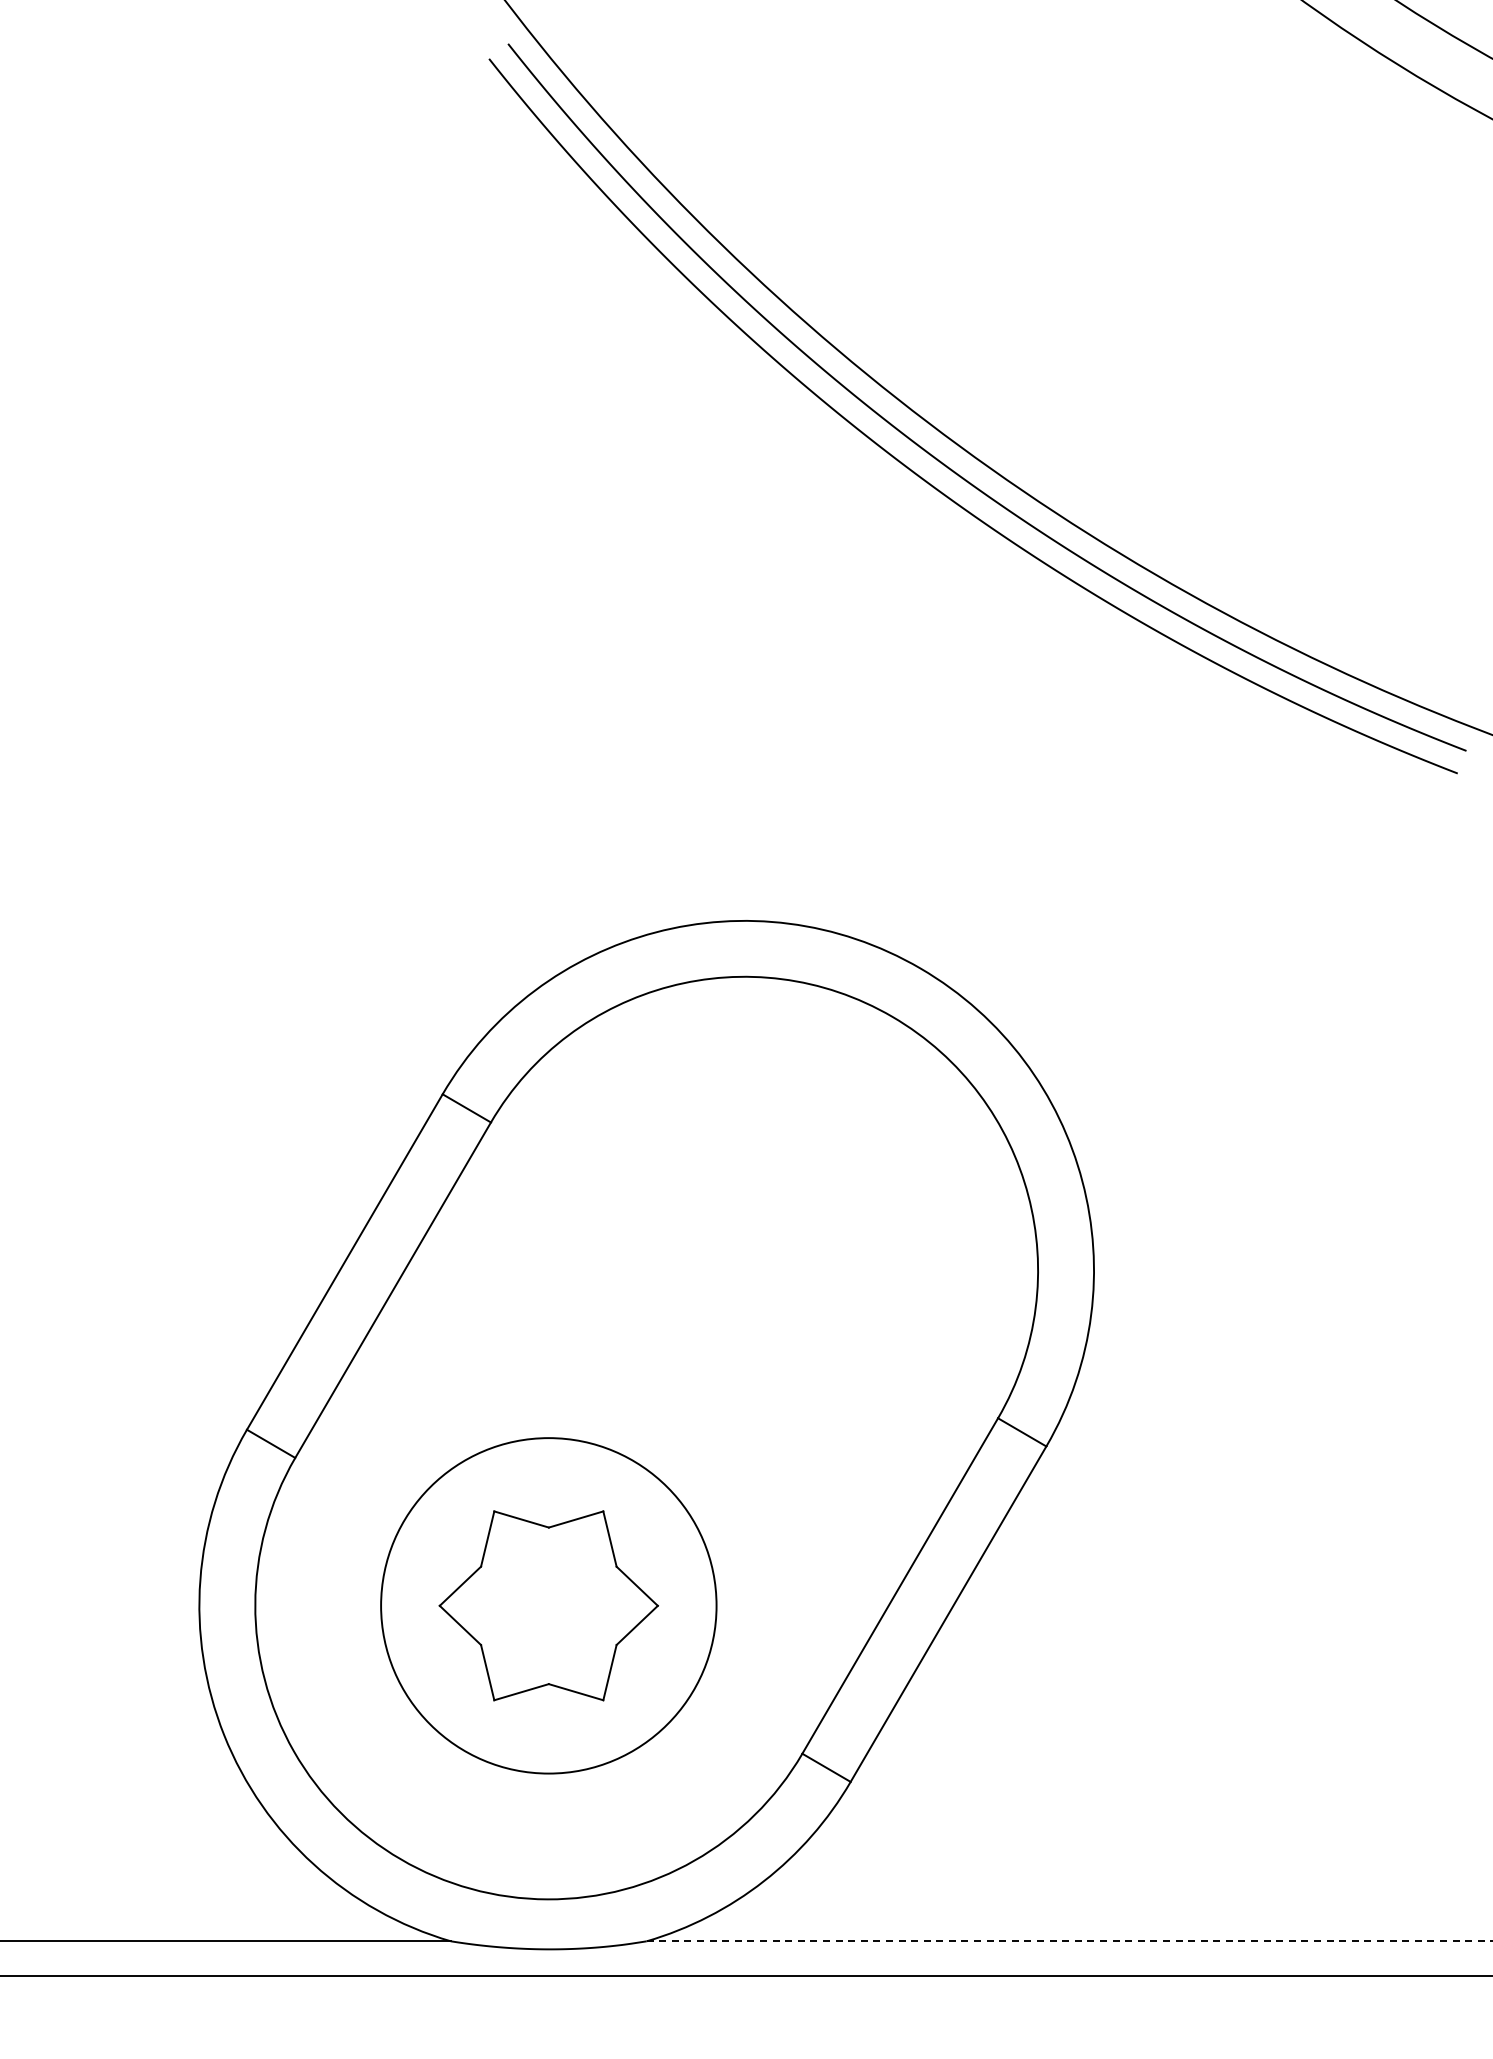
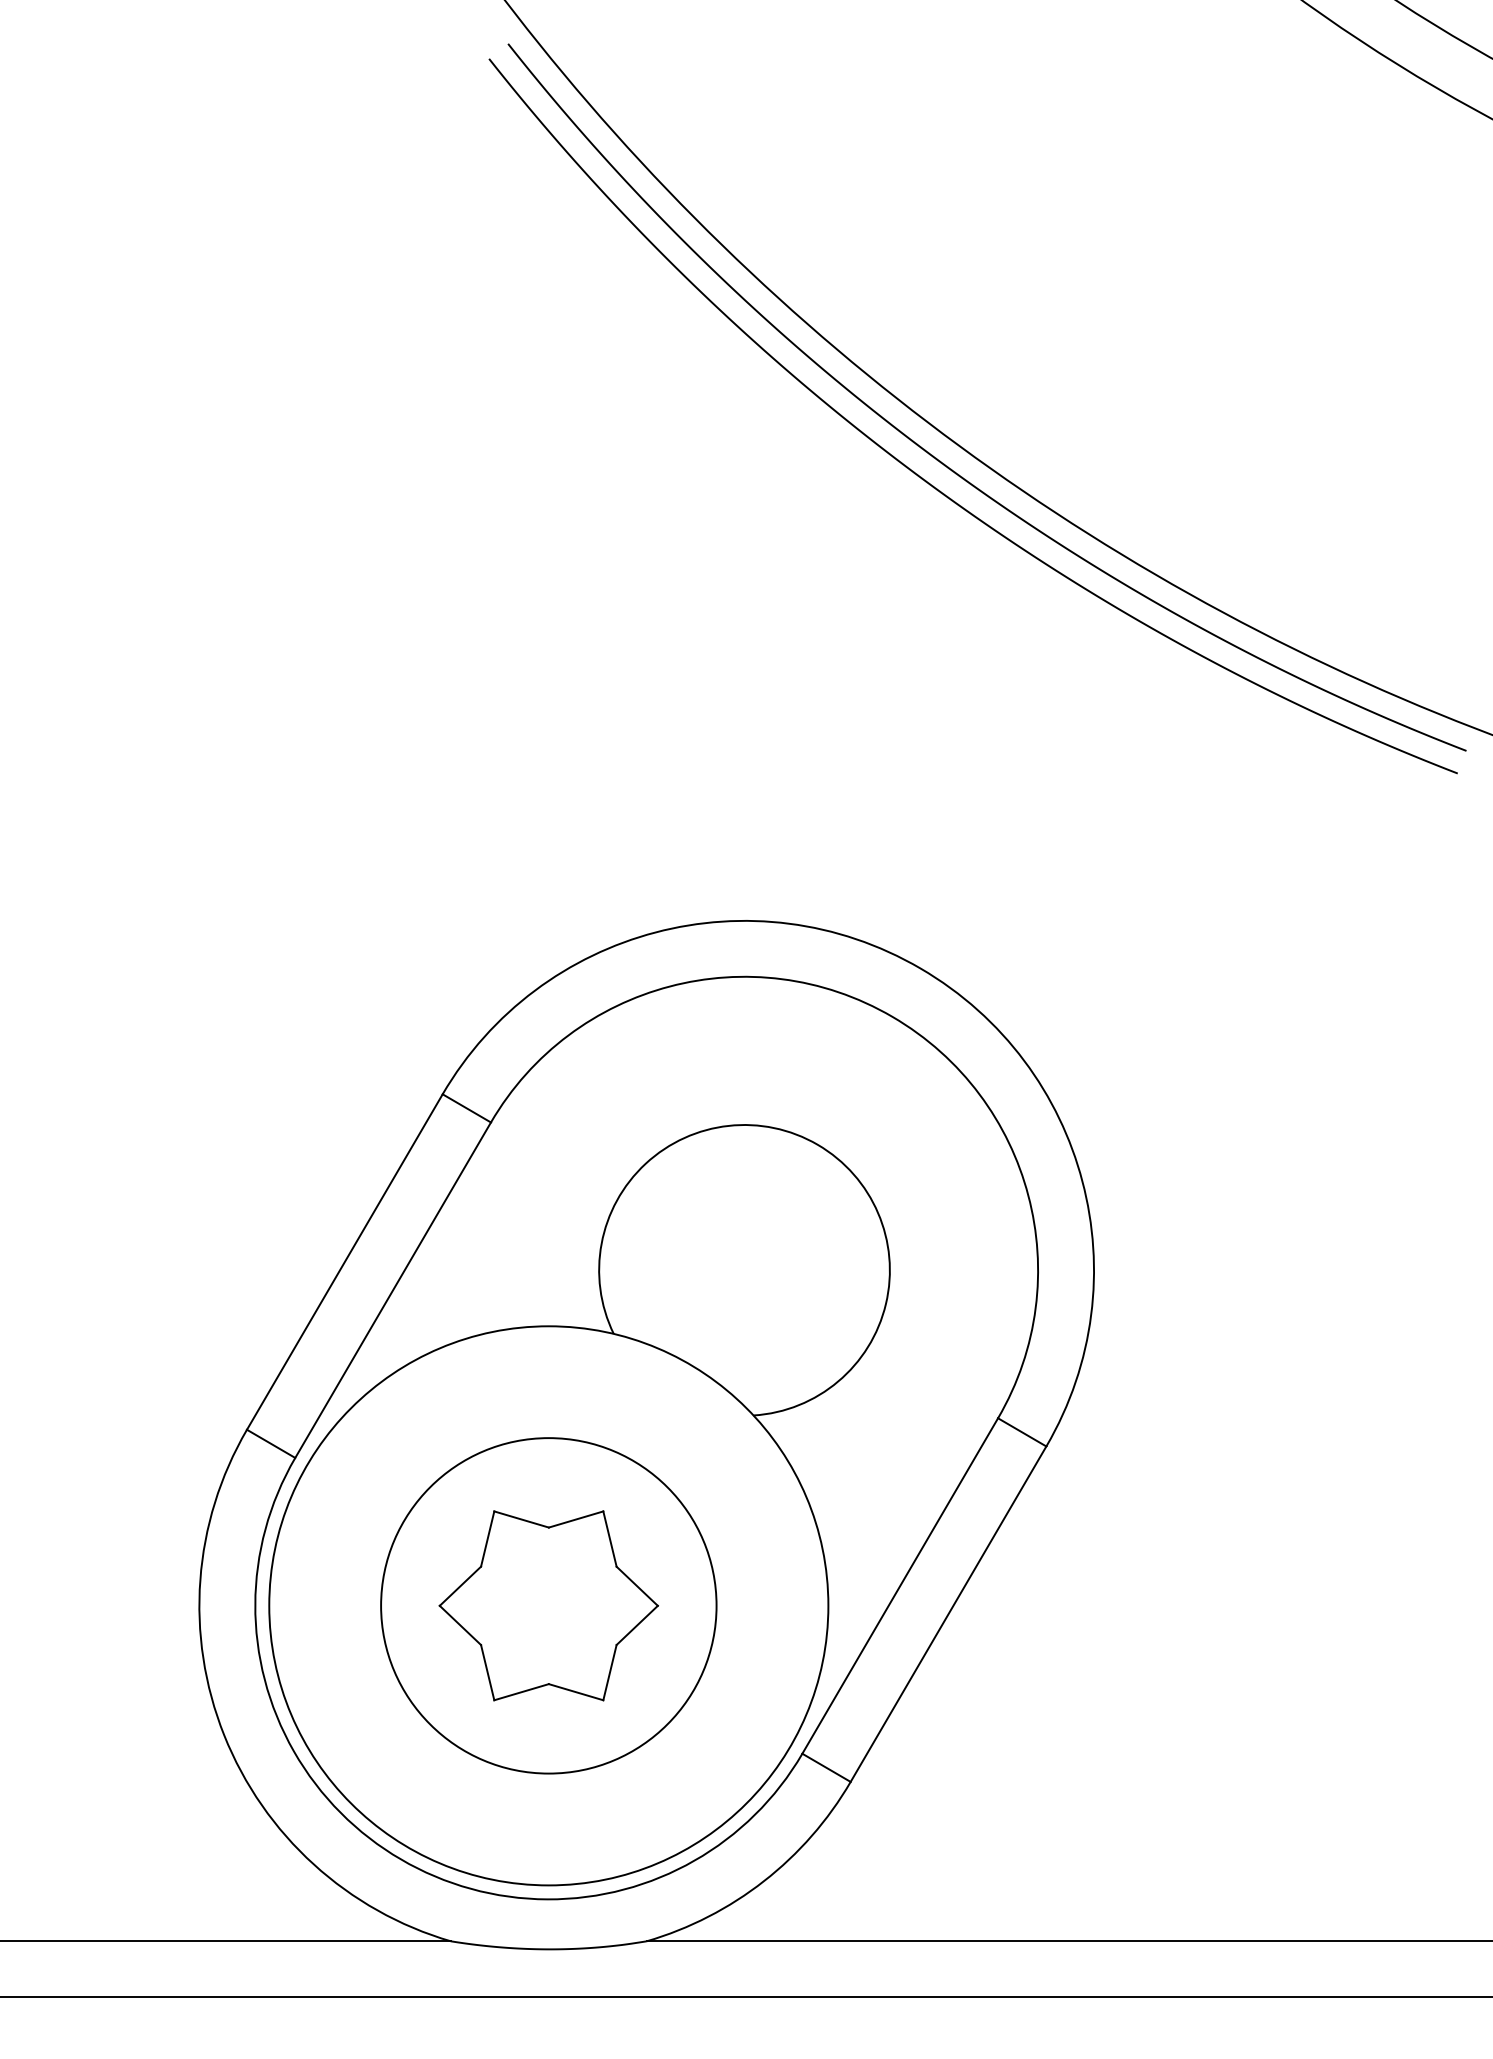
part: none -> present (579, 1505)
line: dashed -> solid (1069, 1941)
line position: (745, 1976) -> (745, 1997) (745, 1997)
